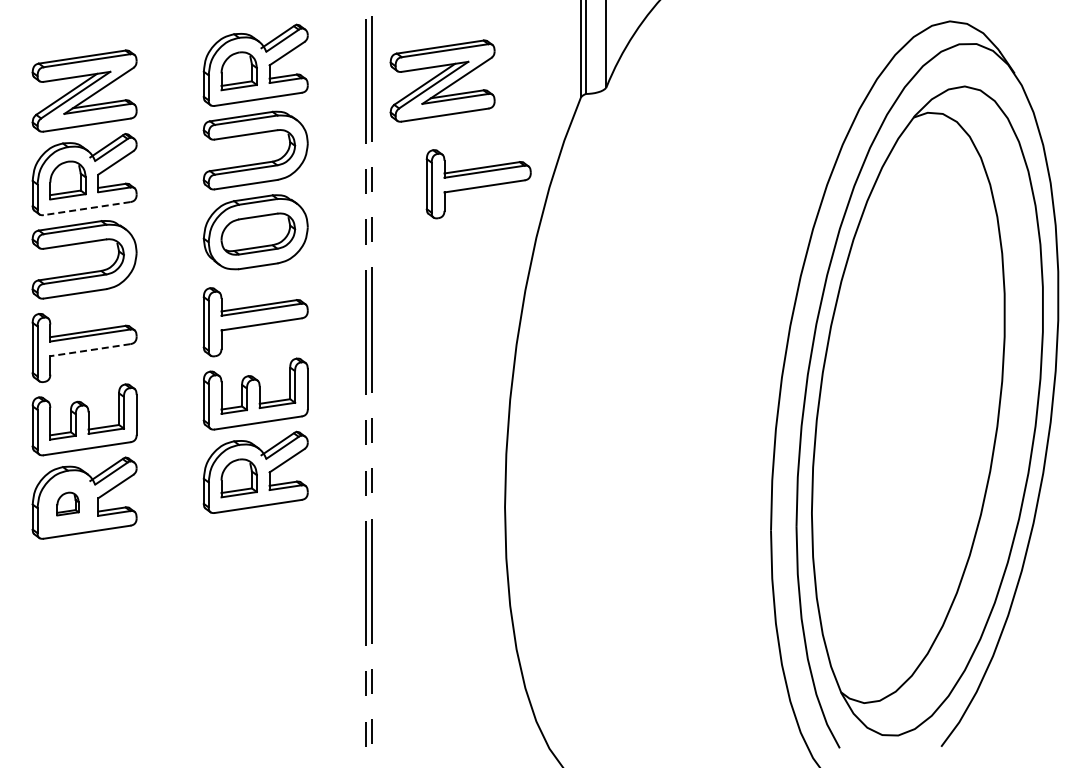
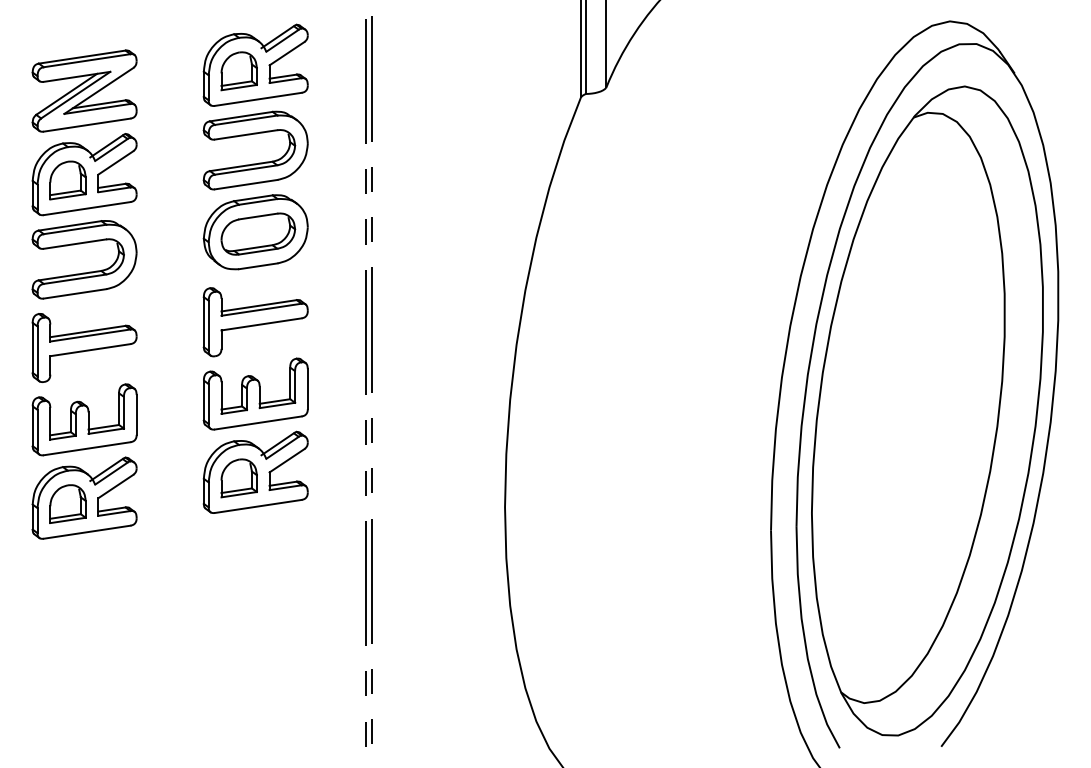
part: present -> none (442, 80)
part: present -> none (478, 184)
line: dashed -> solid (87, 208)
line: dashed -> solid (90, 350)
part size: 24x26 px -> 38x40 px (67, 503)
